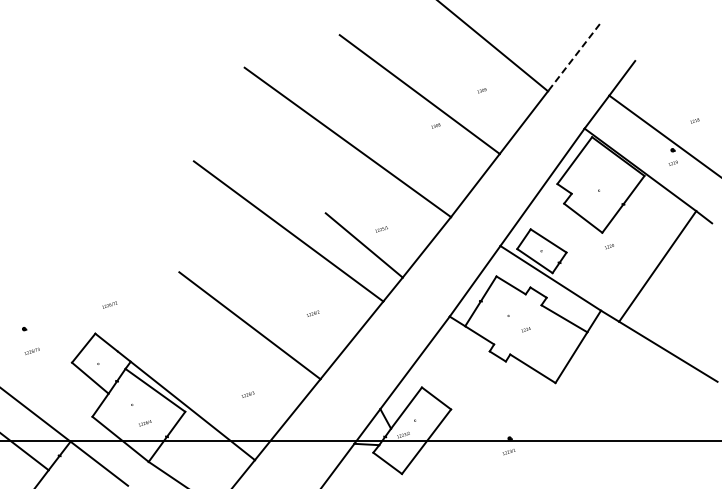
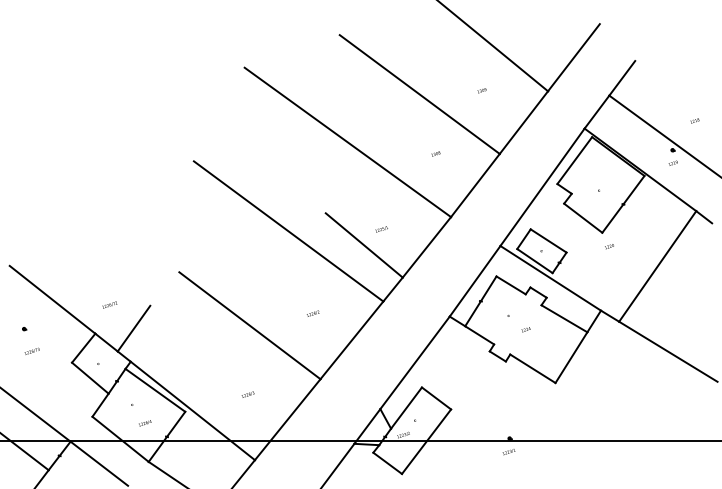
line: dashed -> solid (573, 58)
text position: (435, 125) -> (435, 153) (435, 153)
line: none -> present (52, 299)
line: none -> present (133, 328)
